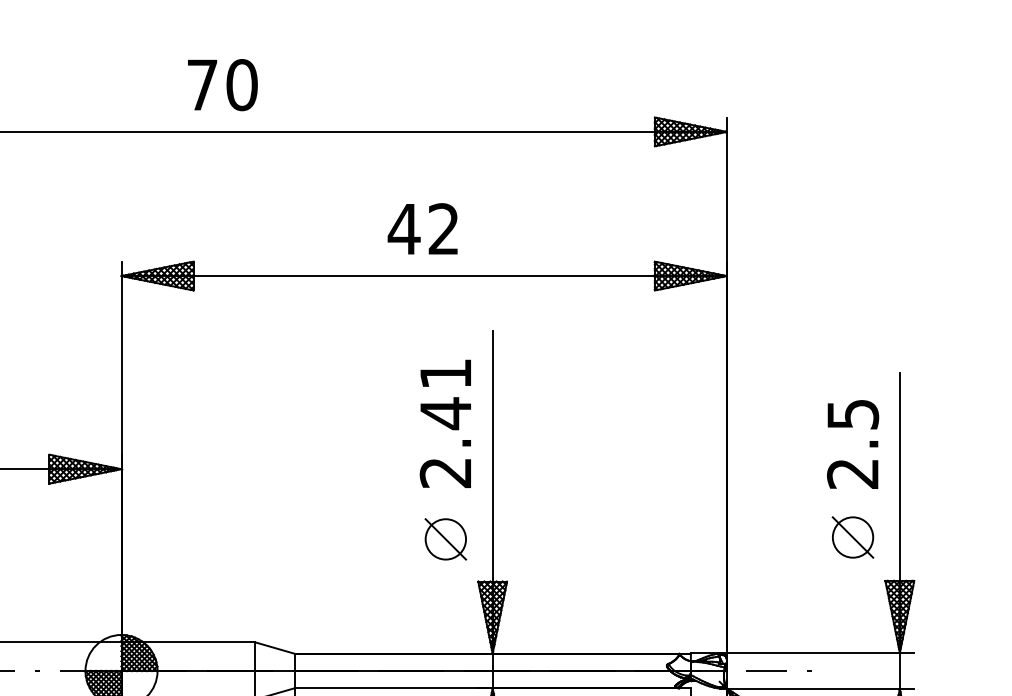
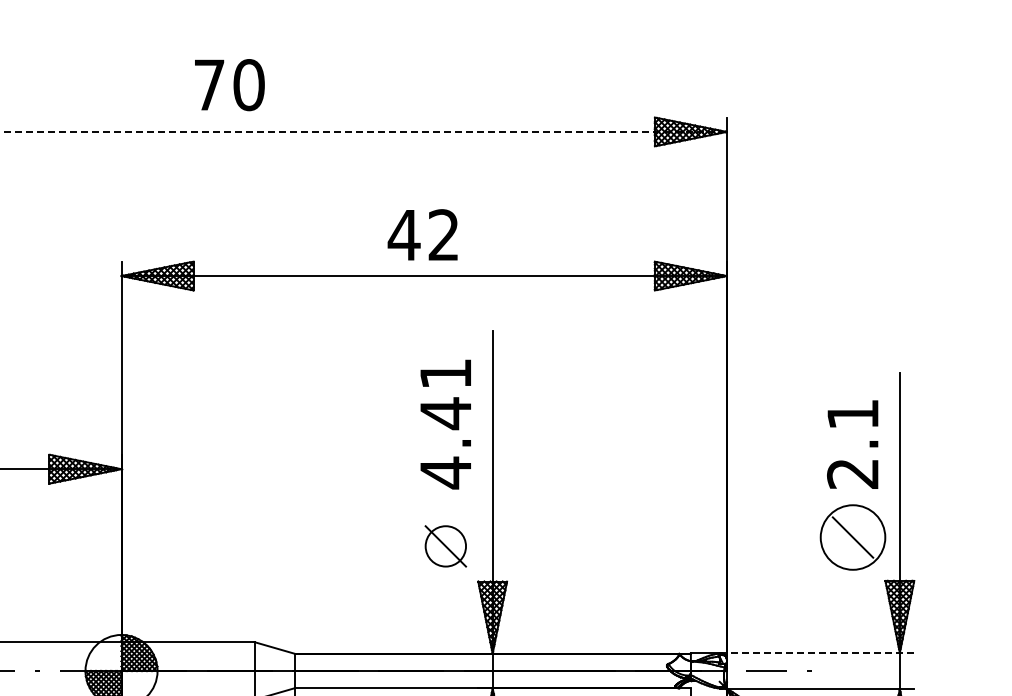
text position: (222, 85) -> (229, 85) (229, 85)
line: solid -> dashed (363, 131)
text position: (422, 228) -> (422, 234) (422, 234)
text: 2.5 -> 2.1 (853, 414)
text: 2.41 -> 4.41 (444, 472)
circle diameter: 40 px -> 65 px (852, 537)
part position: (445, 539) -> (445, 546) (445, 546)
line: solid -> dashed (816, 652)
